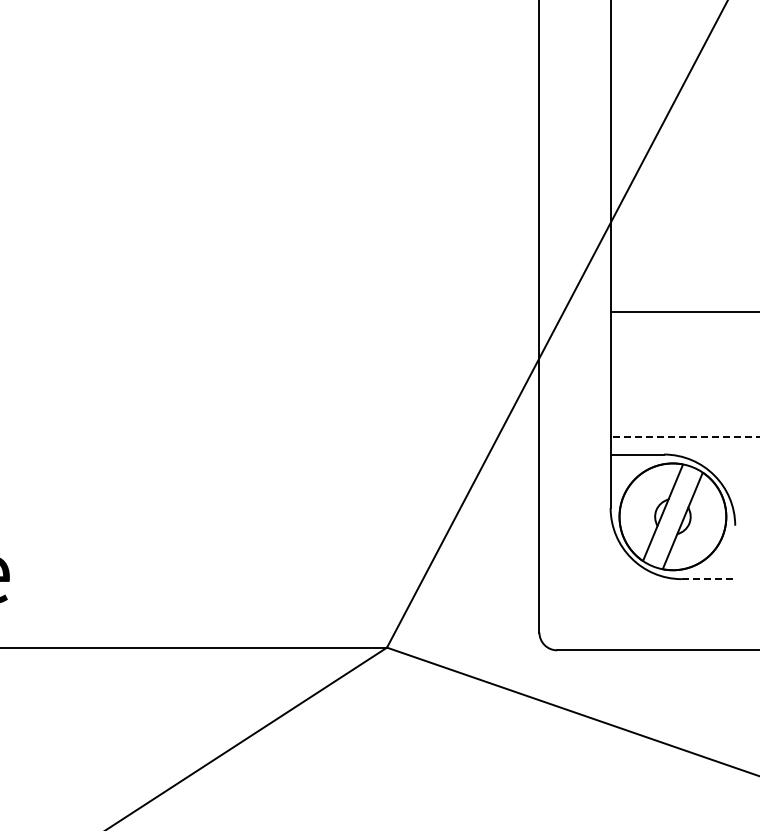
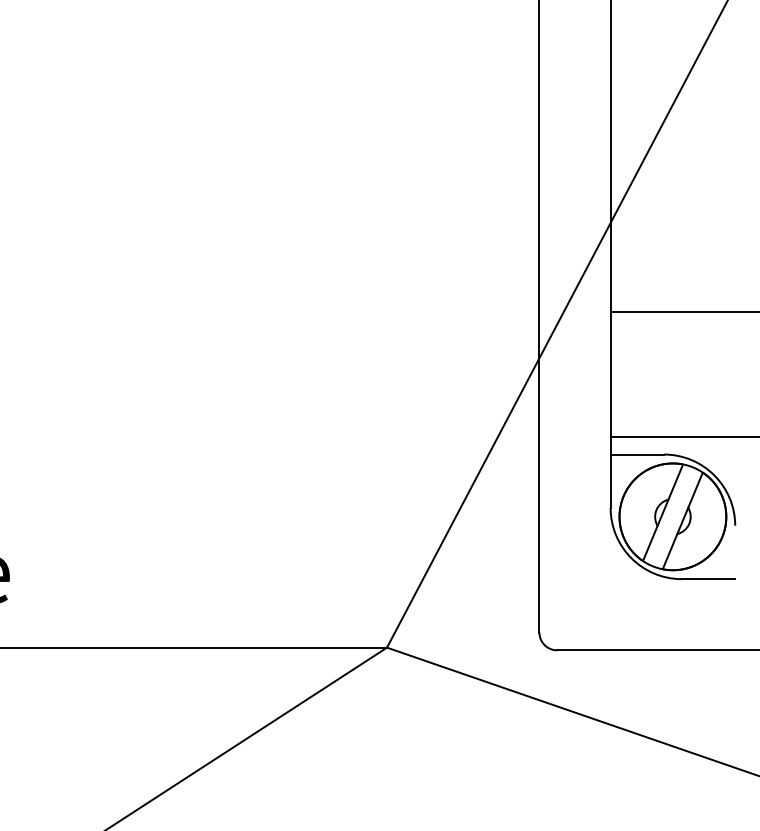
line: dashed -> solid (684, 436)
line: dashed -> solid (708, 579)
